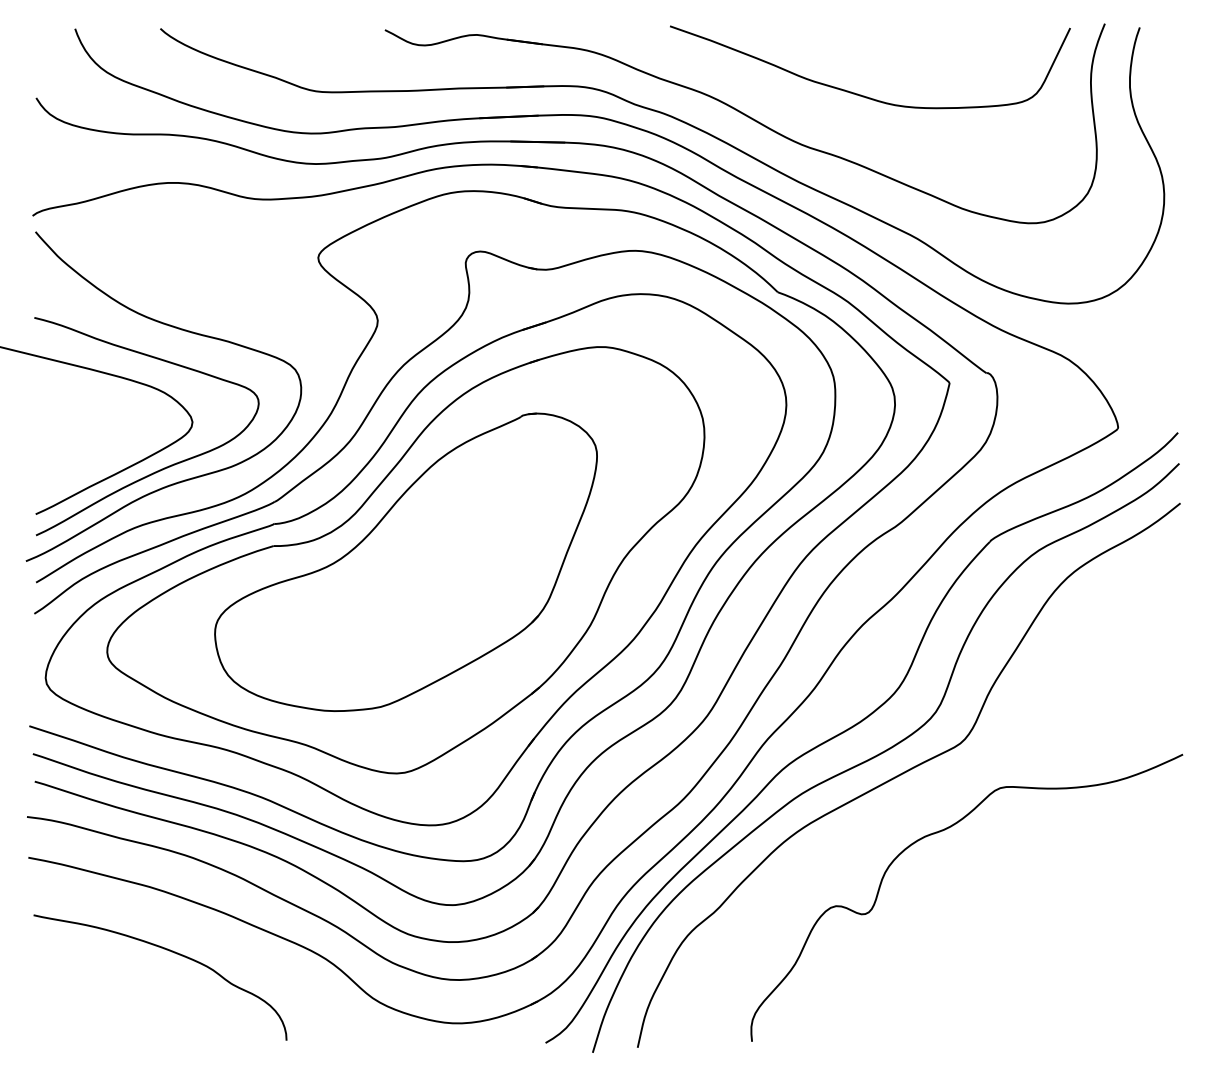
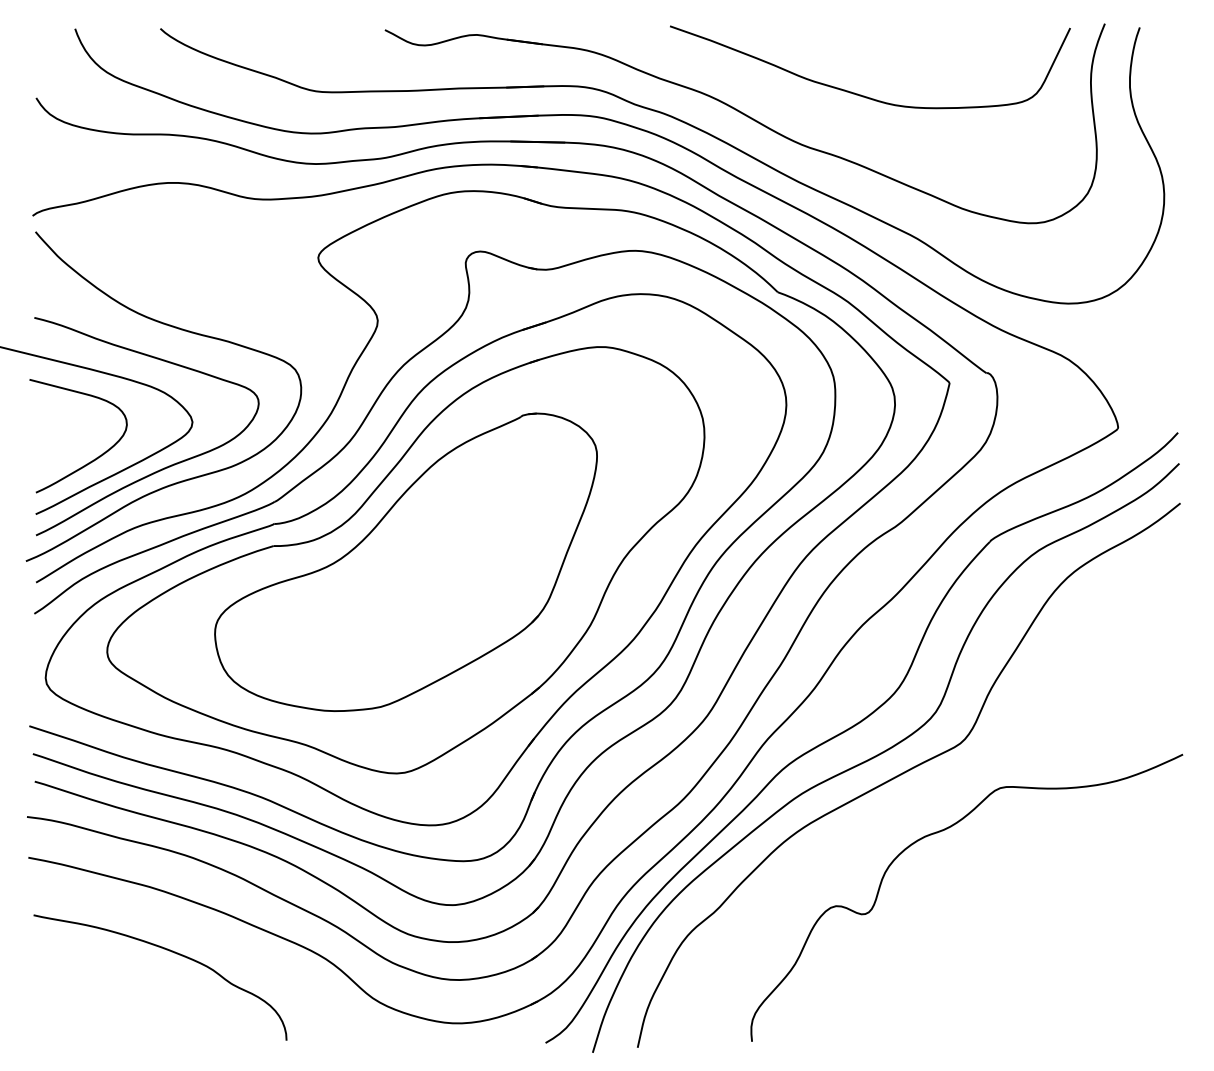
curve: none -> present (91, 460)
